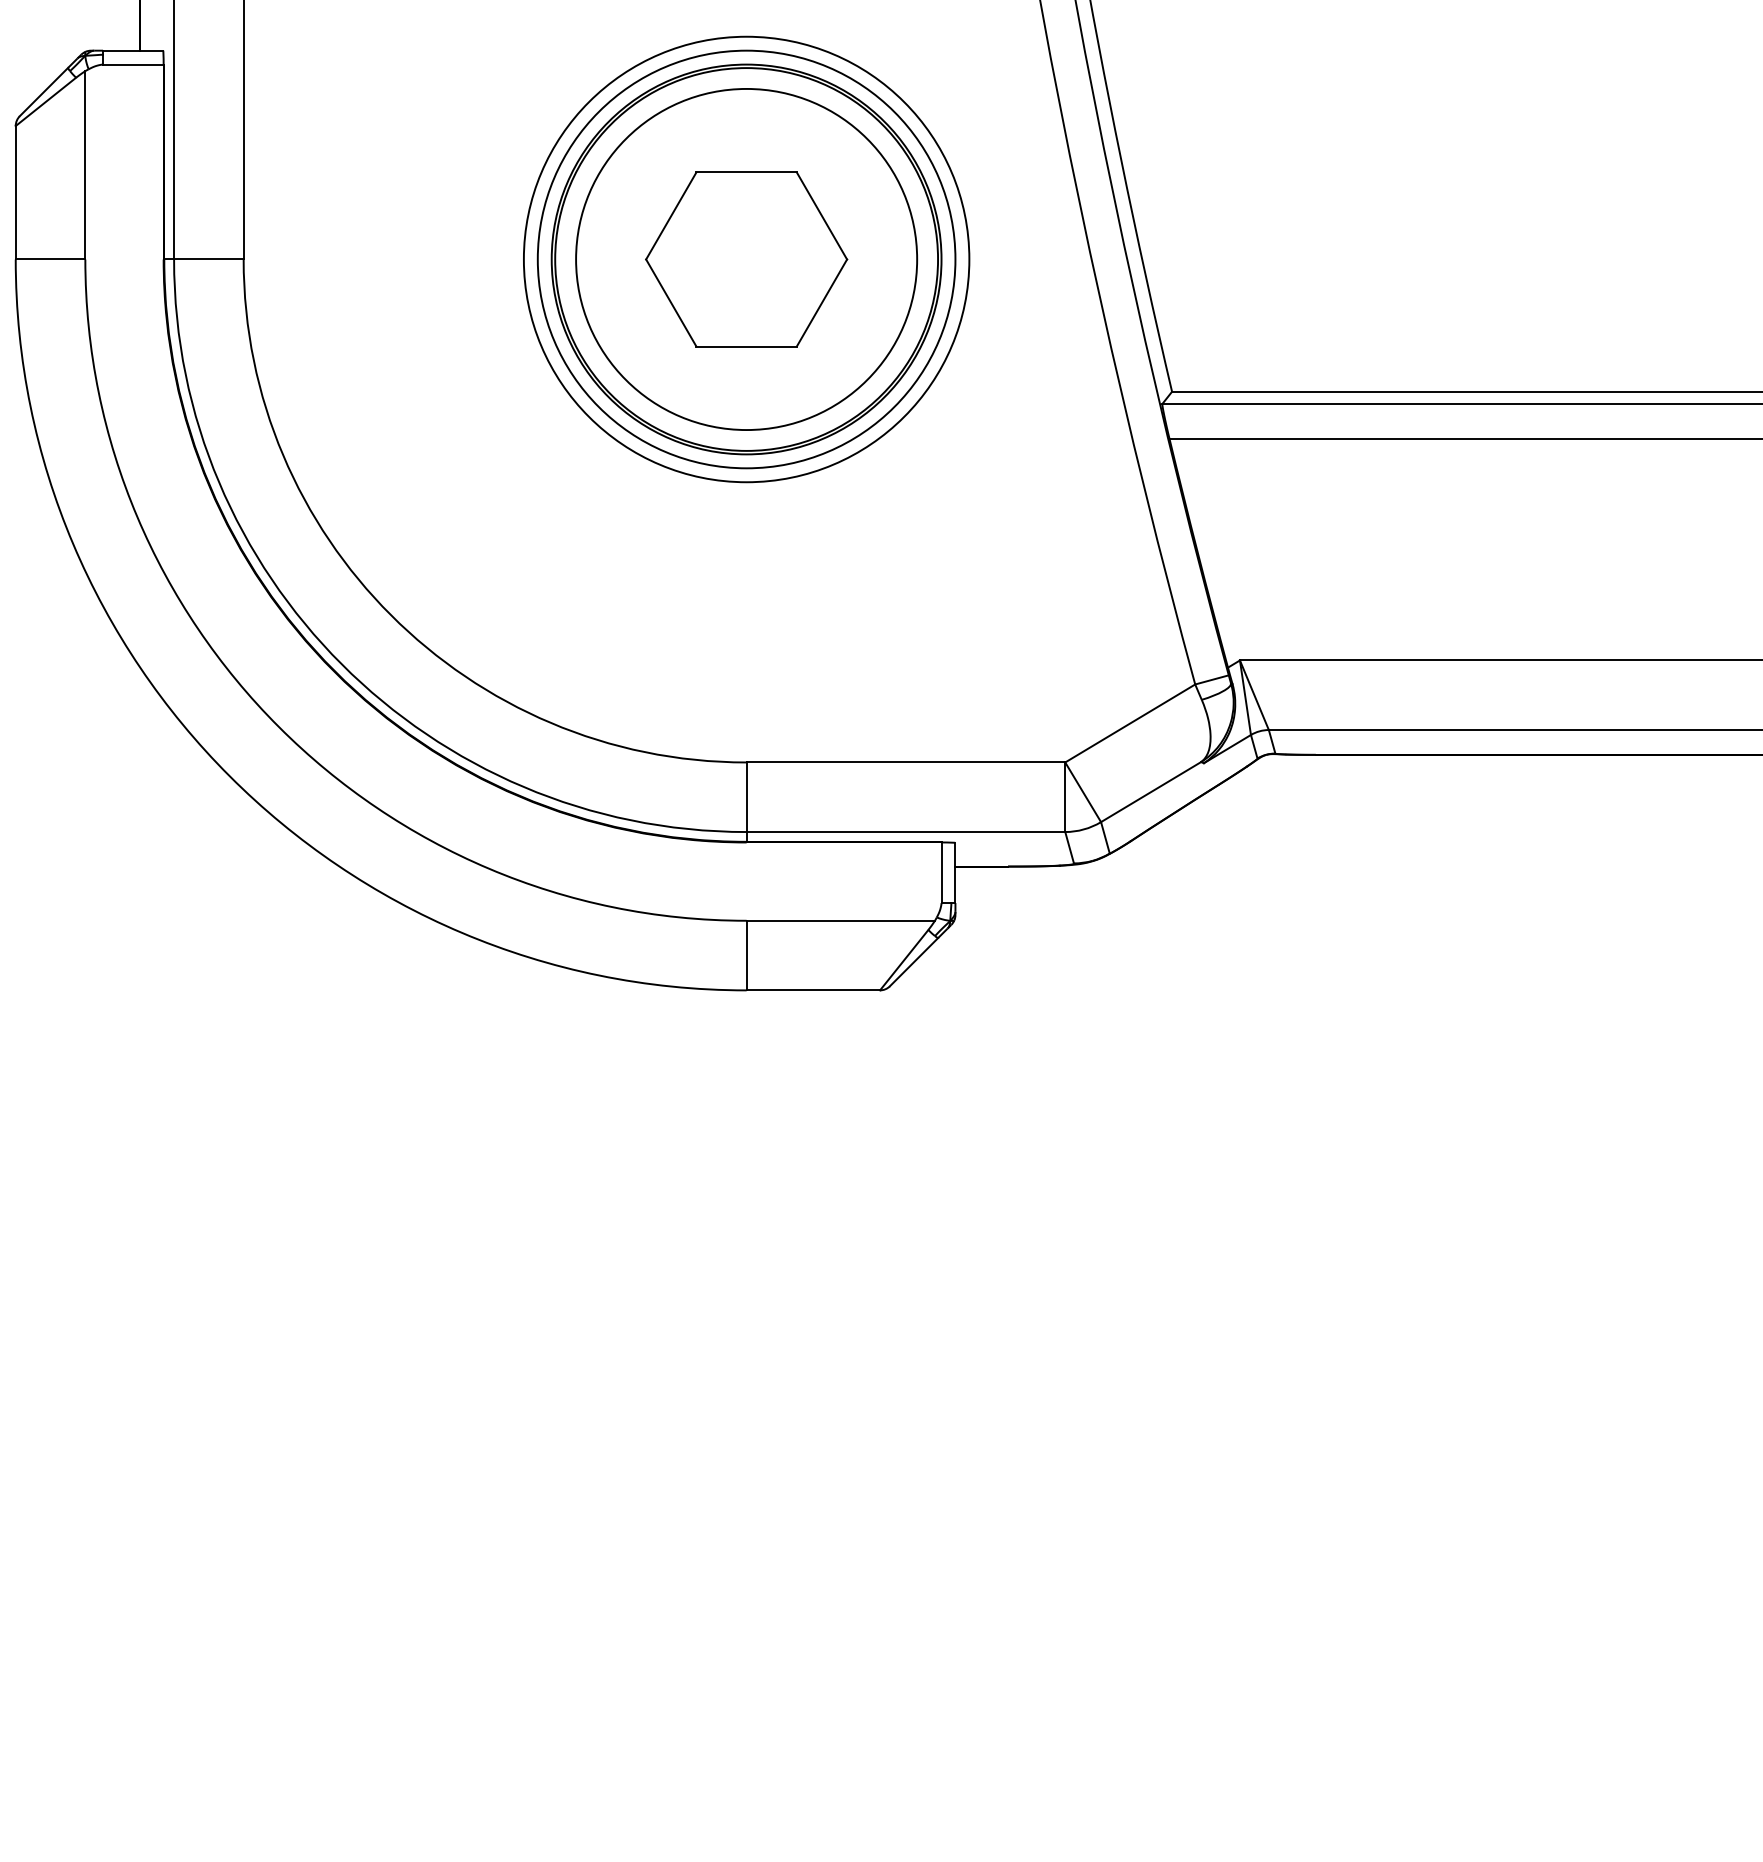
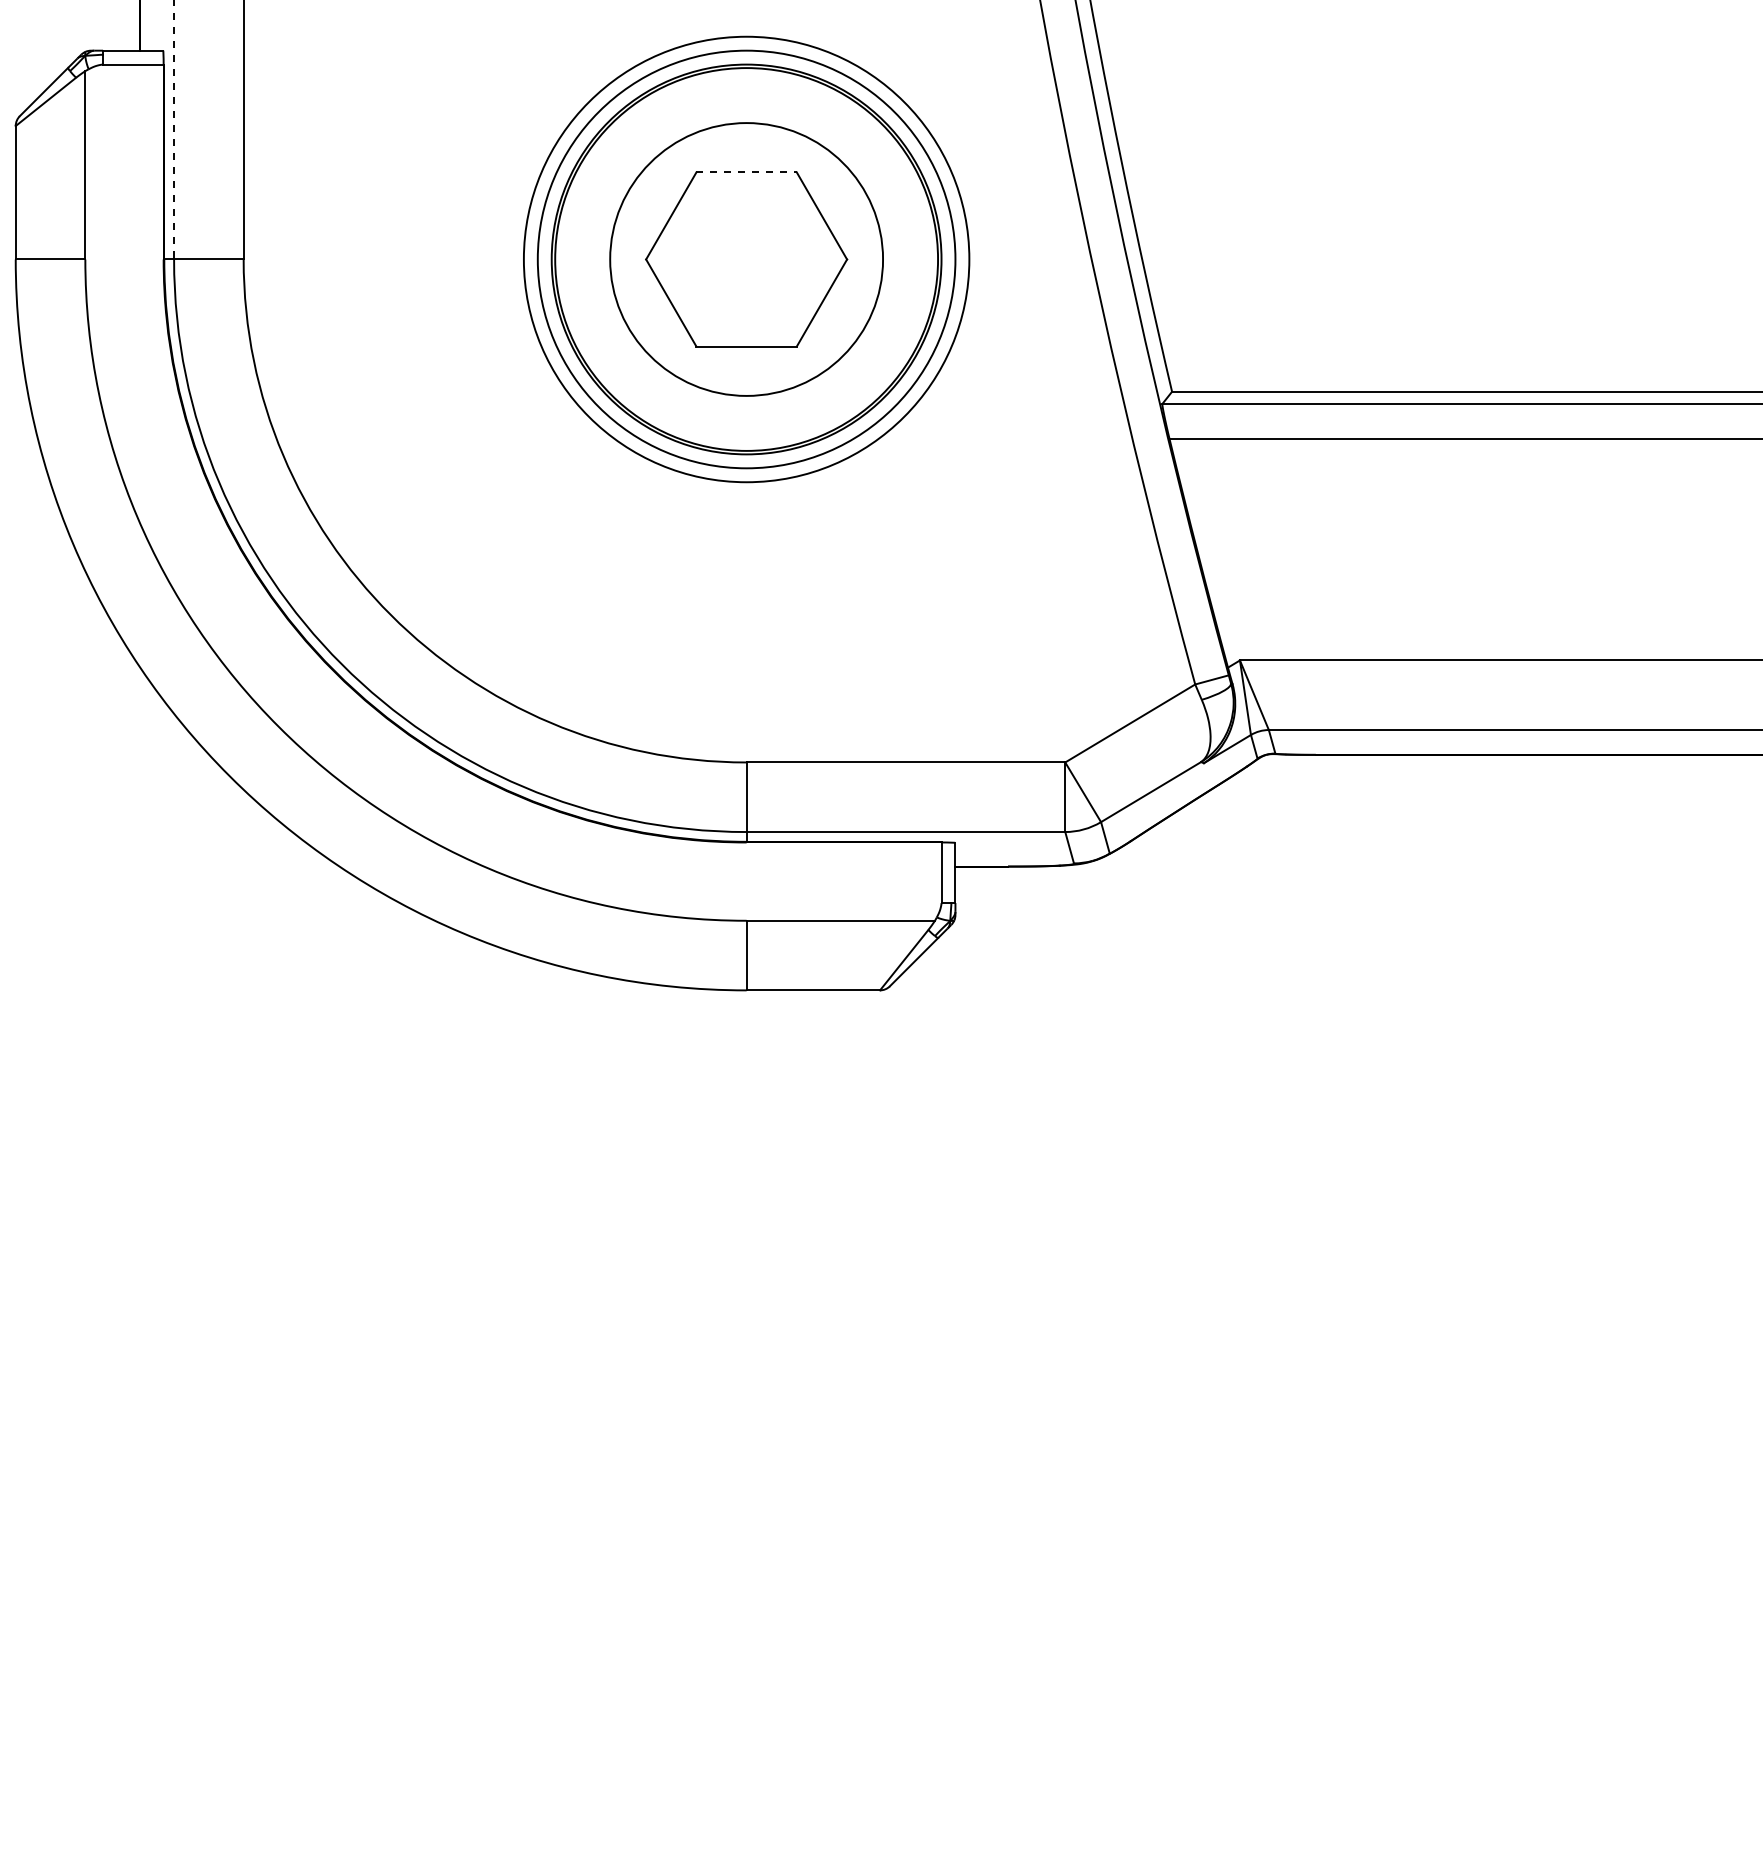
line: solid -> dashed (174, 129)
line: solid -> dashed (747, 172)
circle diameter: 341 px -> 273 px (746, 259)
